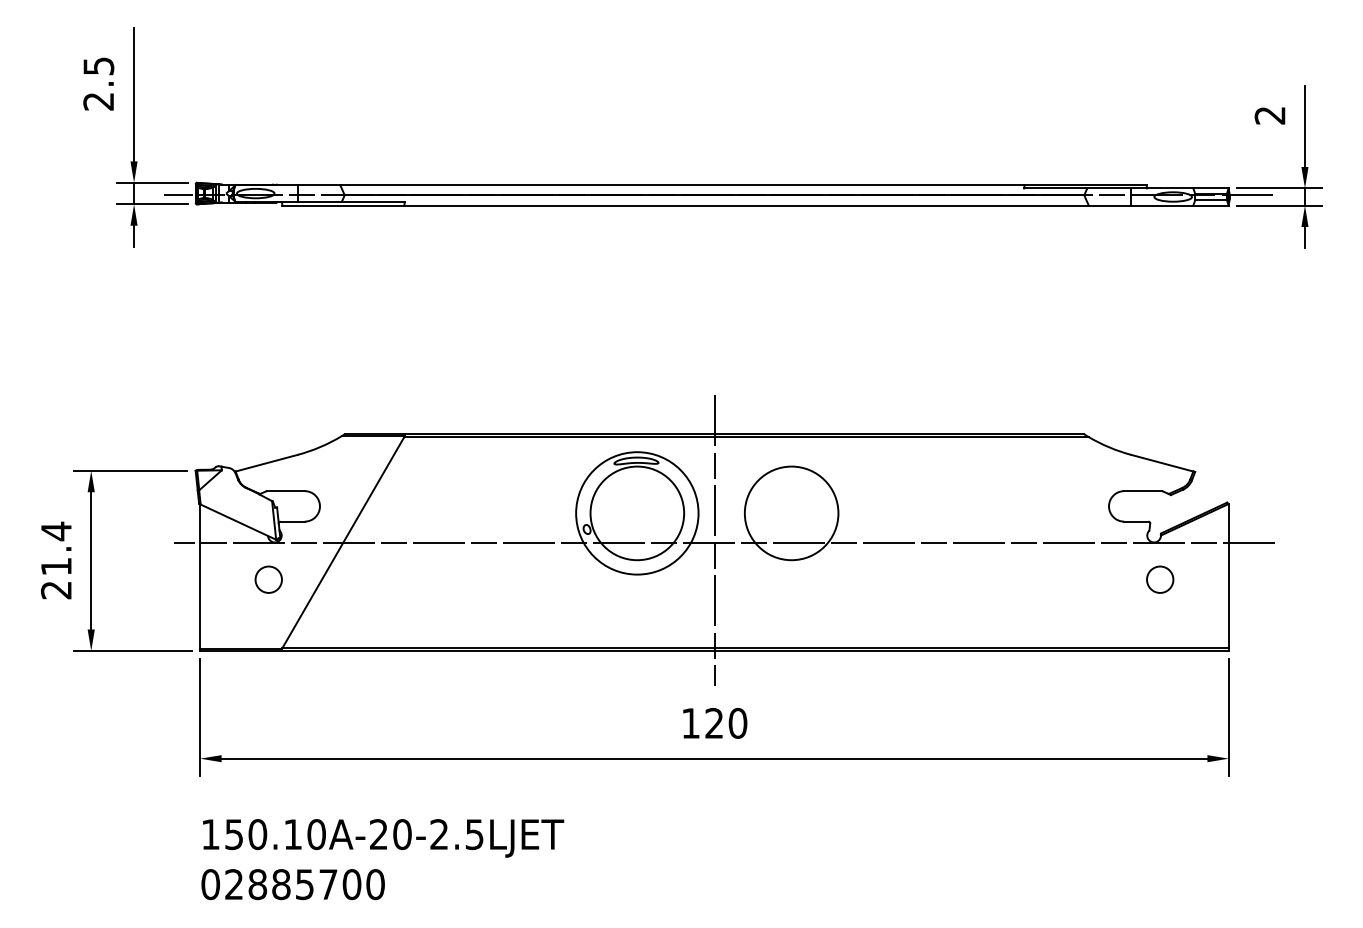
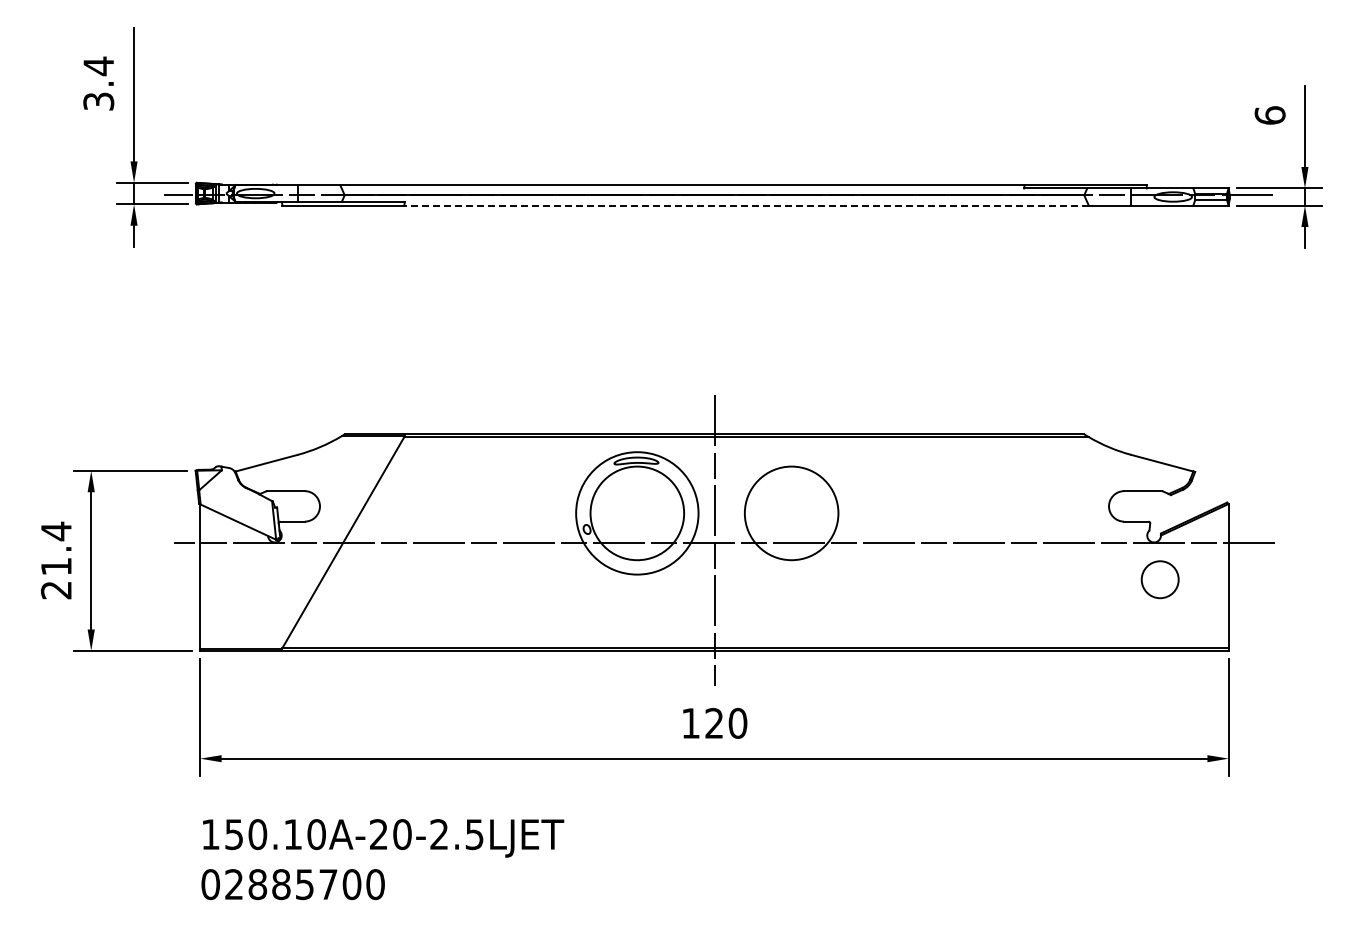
text: 2.5 -> 3.4 (98, 83)
text: 2 -> 6 (1269, 115)
line: solid -> dashed (746, 205)
circle: present -> none (268, 579)
circle diameter: 26 px -> 37 px (1159, 579)
